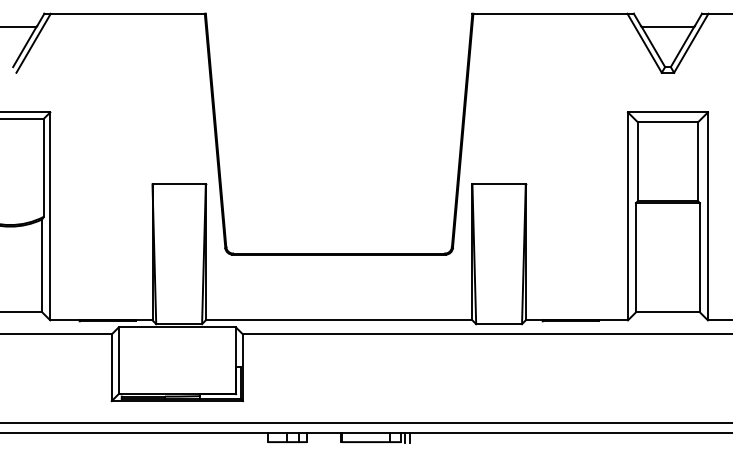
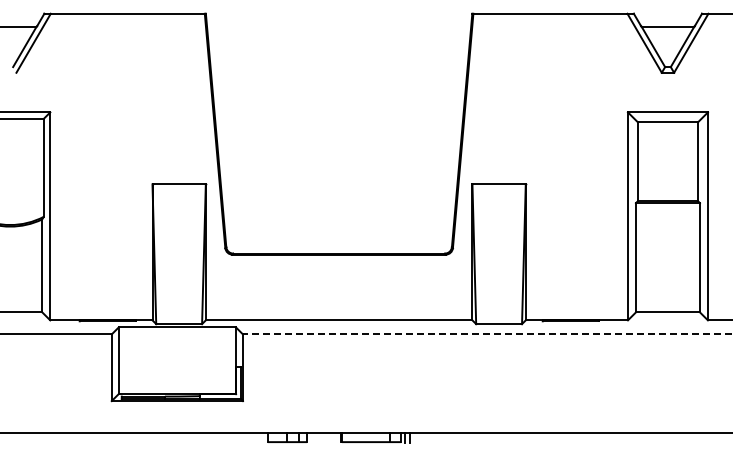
line: solid -> dashed (487, 334)
line: present -> none (365, 422)
